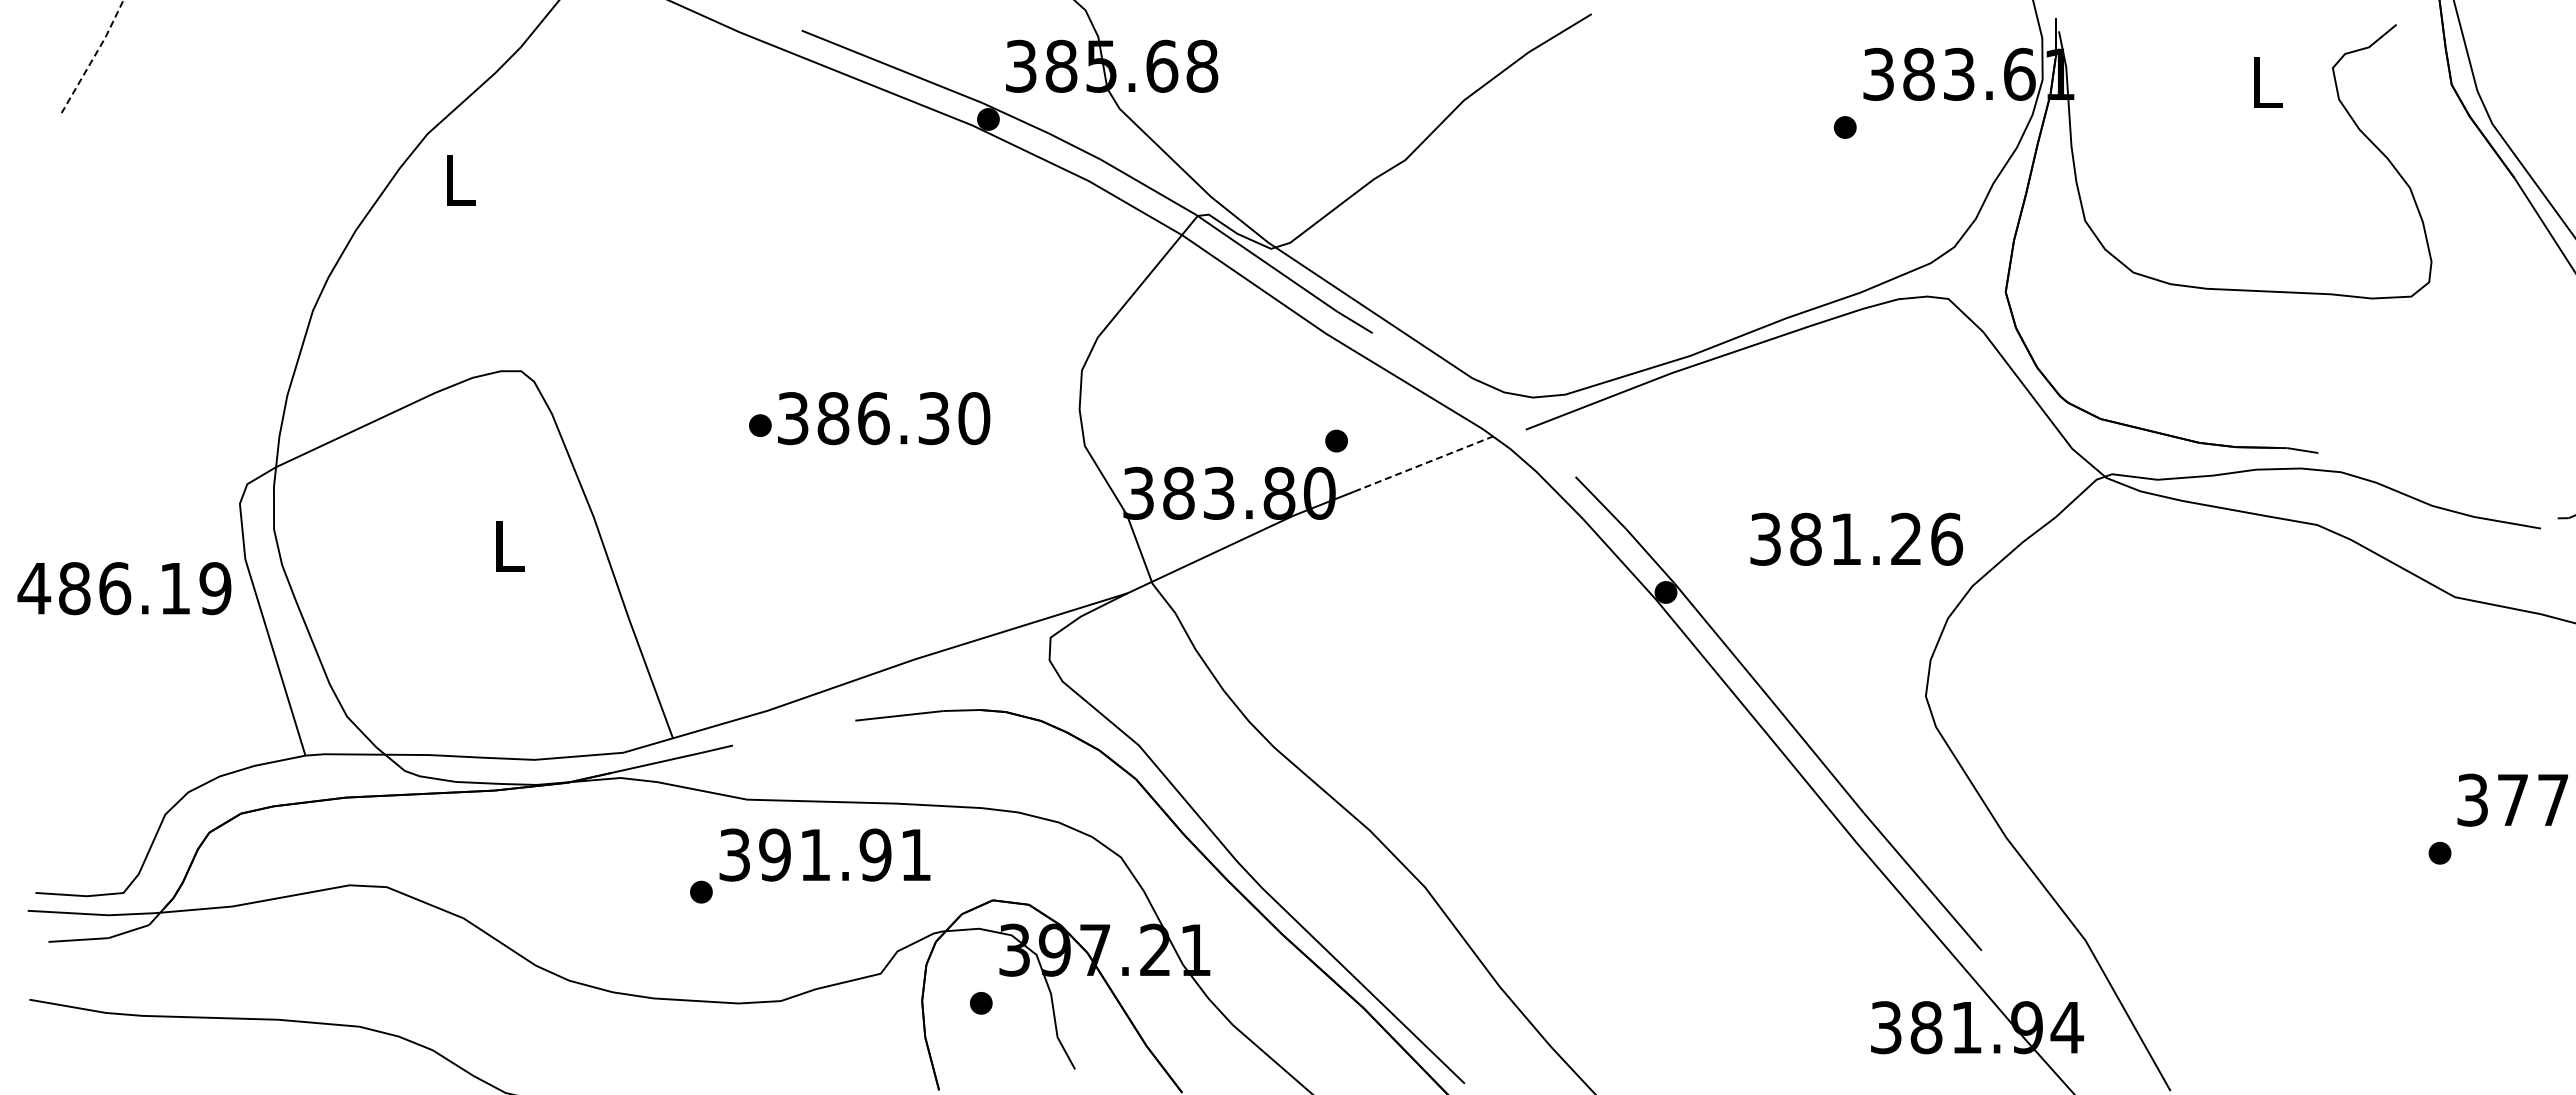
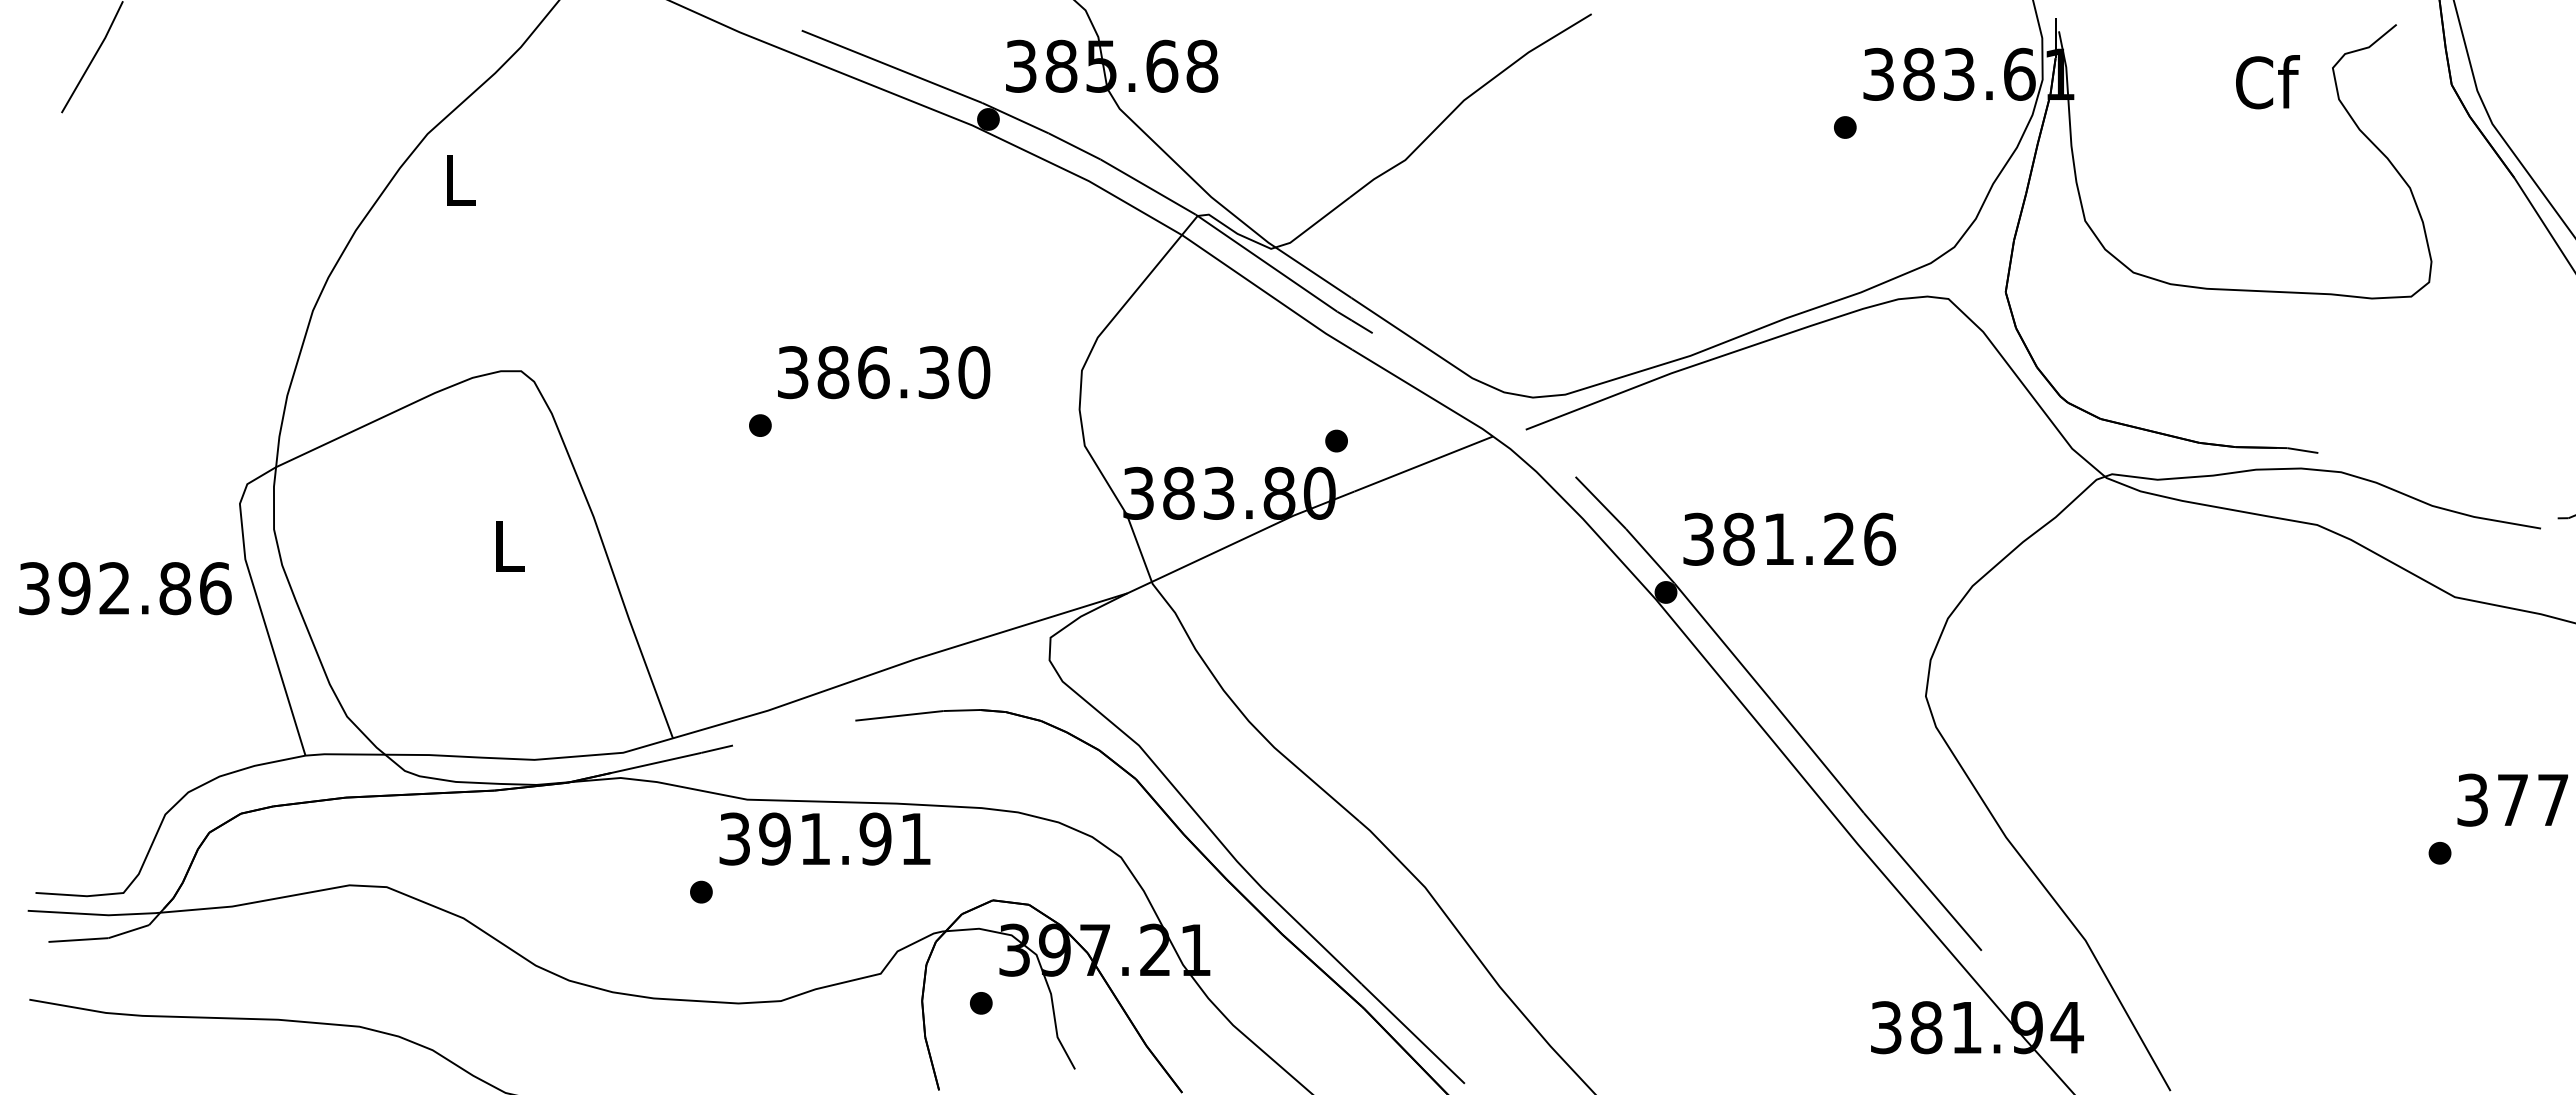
line: dashed -> solid (93, 57)
text: L -> Cf (2267, 82)
text position: (884, 418) -> (884, 372) (884, 372)
line: dashed -> solid (1423, 464)
text position: (1856, 538) -> (1789, 538) (1789, 538)
text: 486.19 -> 392.86 (124, 588)
text position: (824, 854) -> (824, 838) (824, 838)
